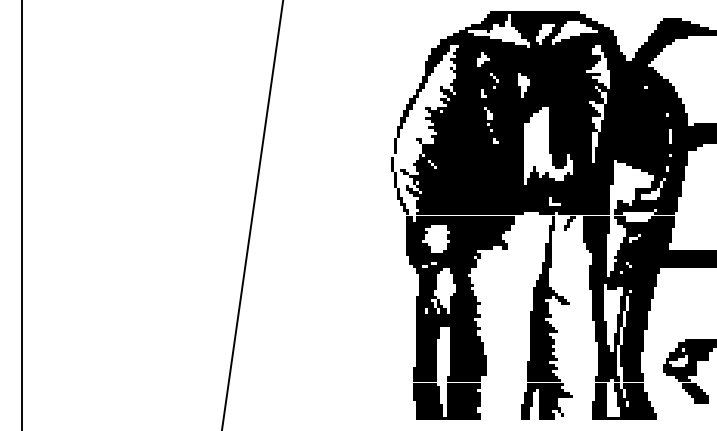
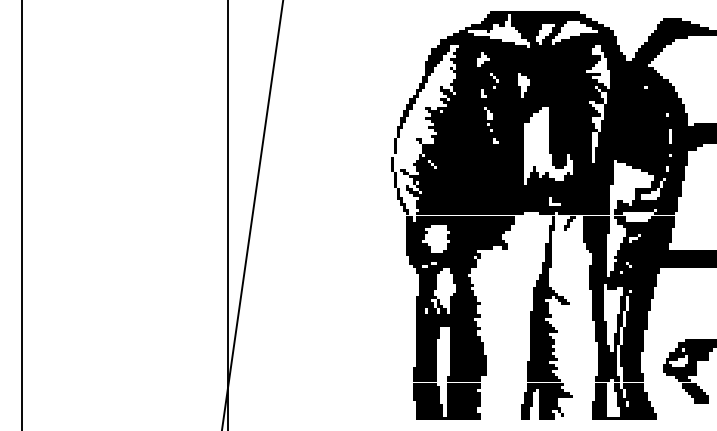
line: none -> present (227, 214)
